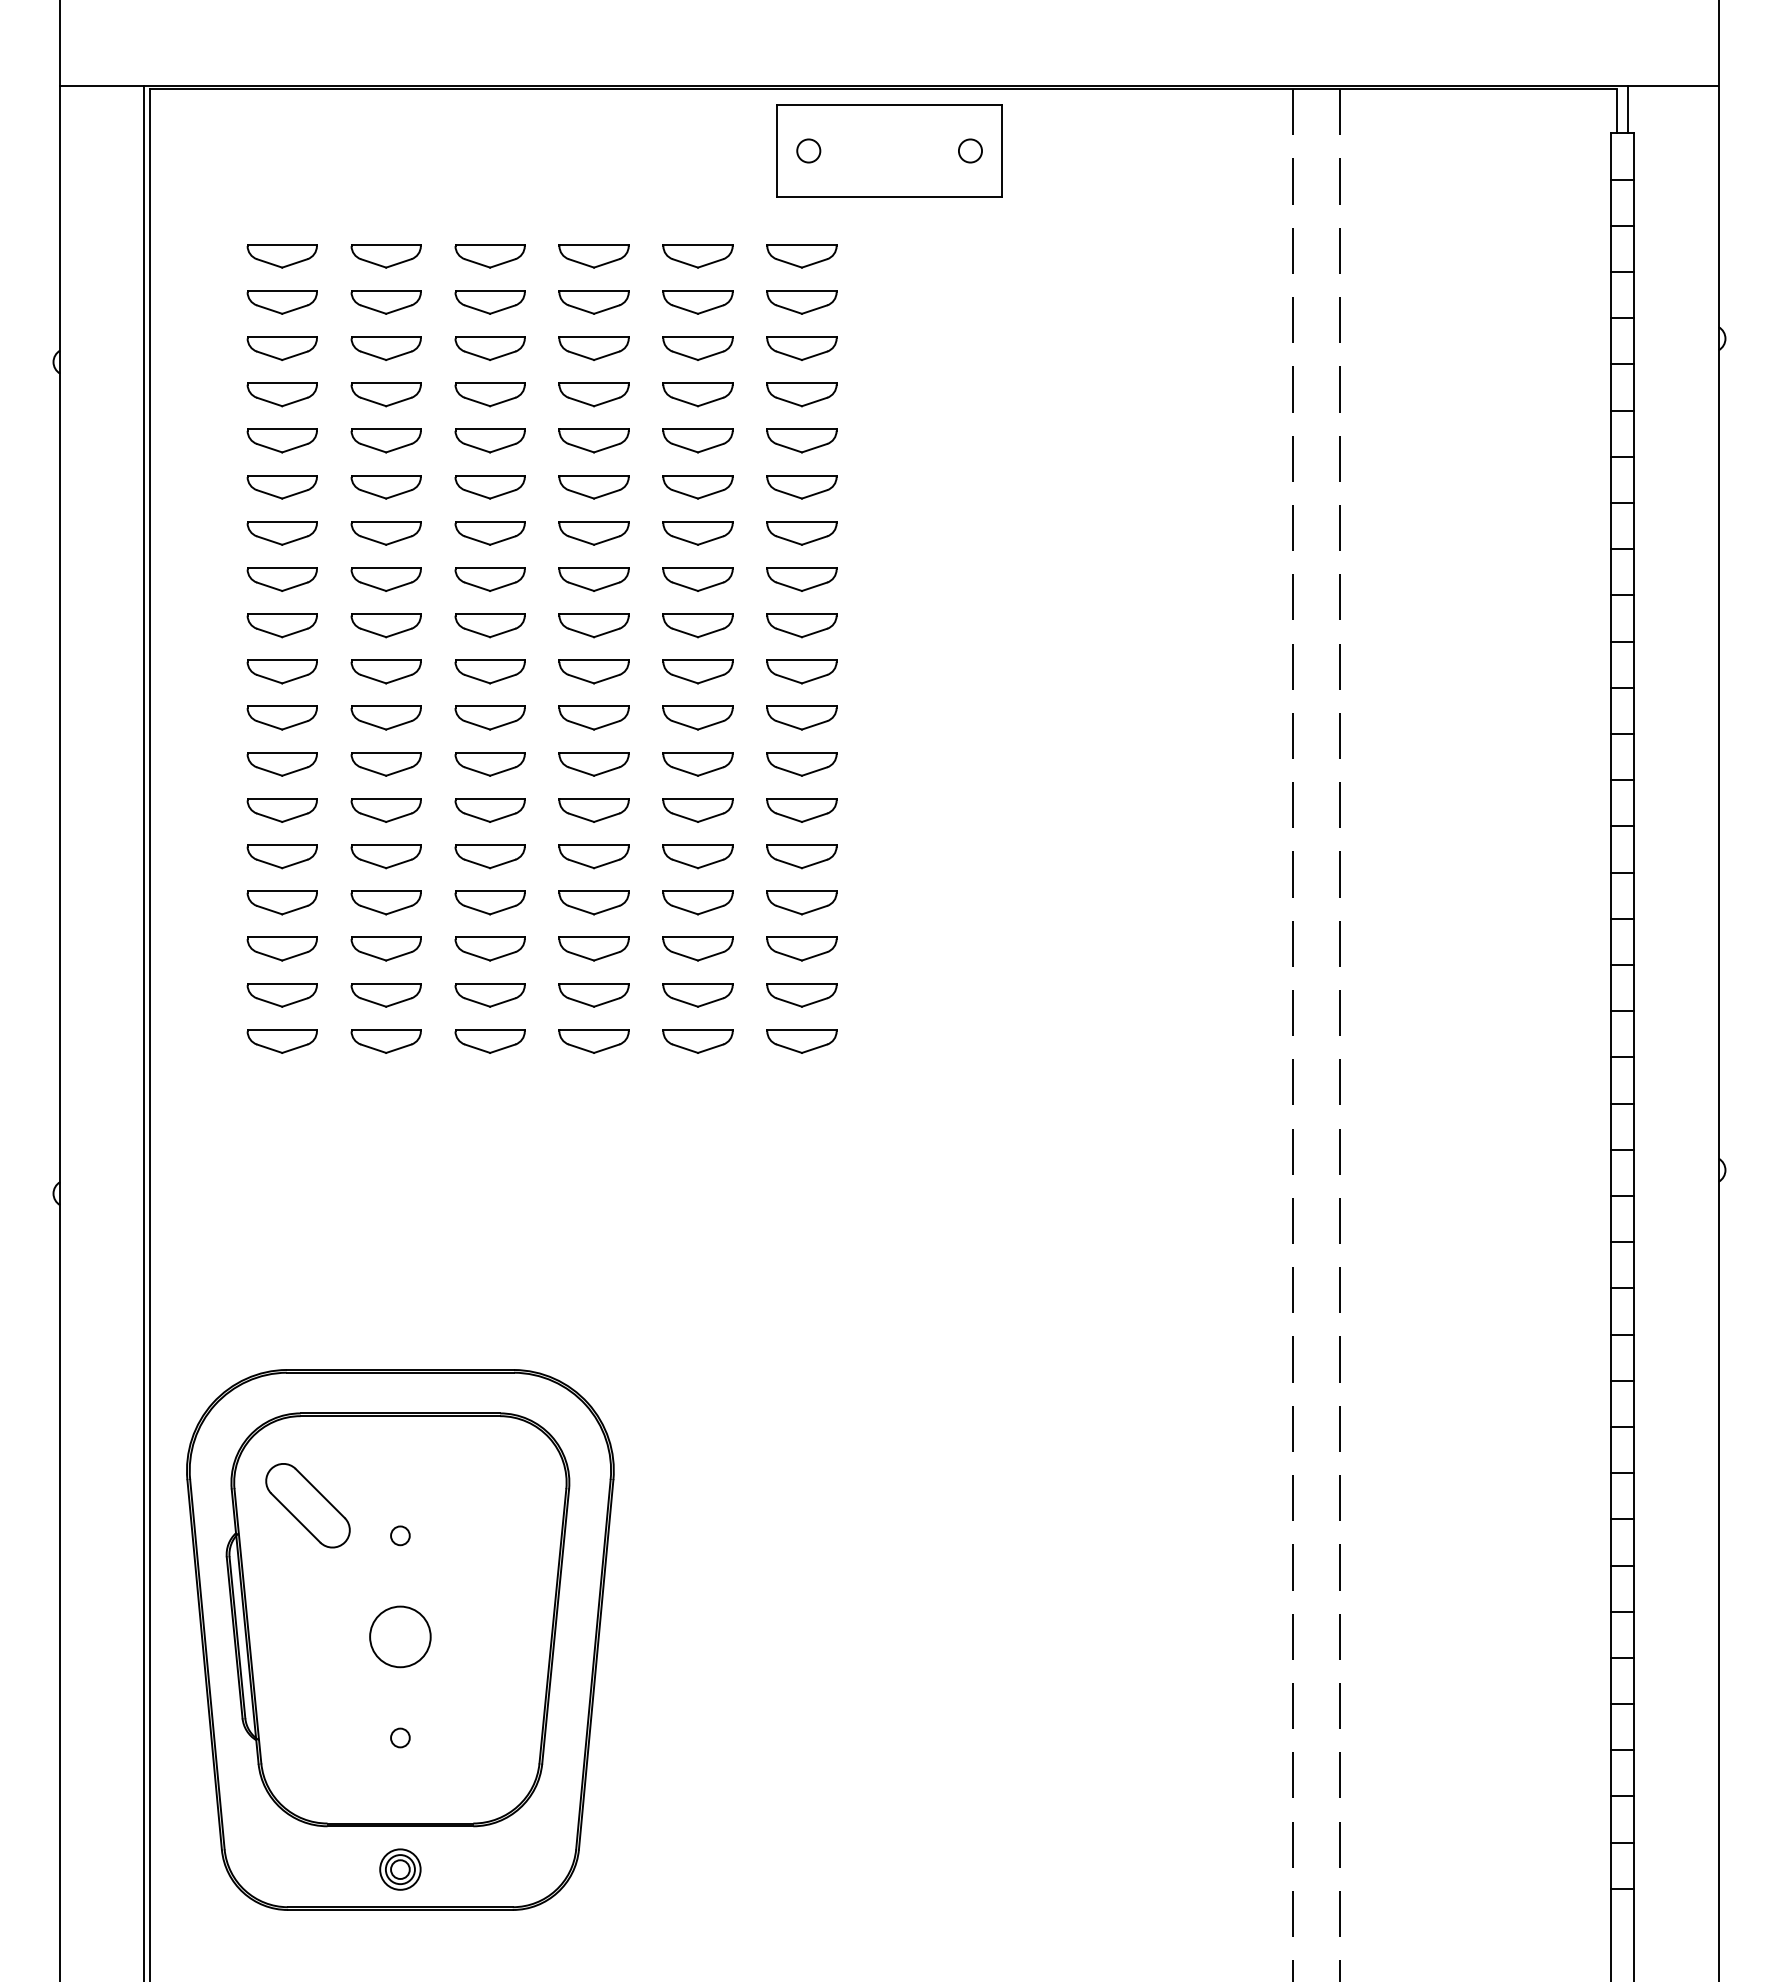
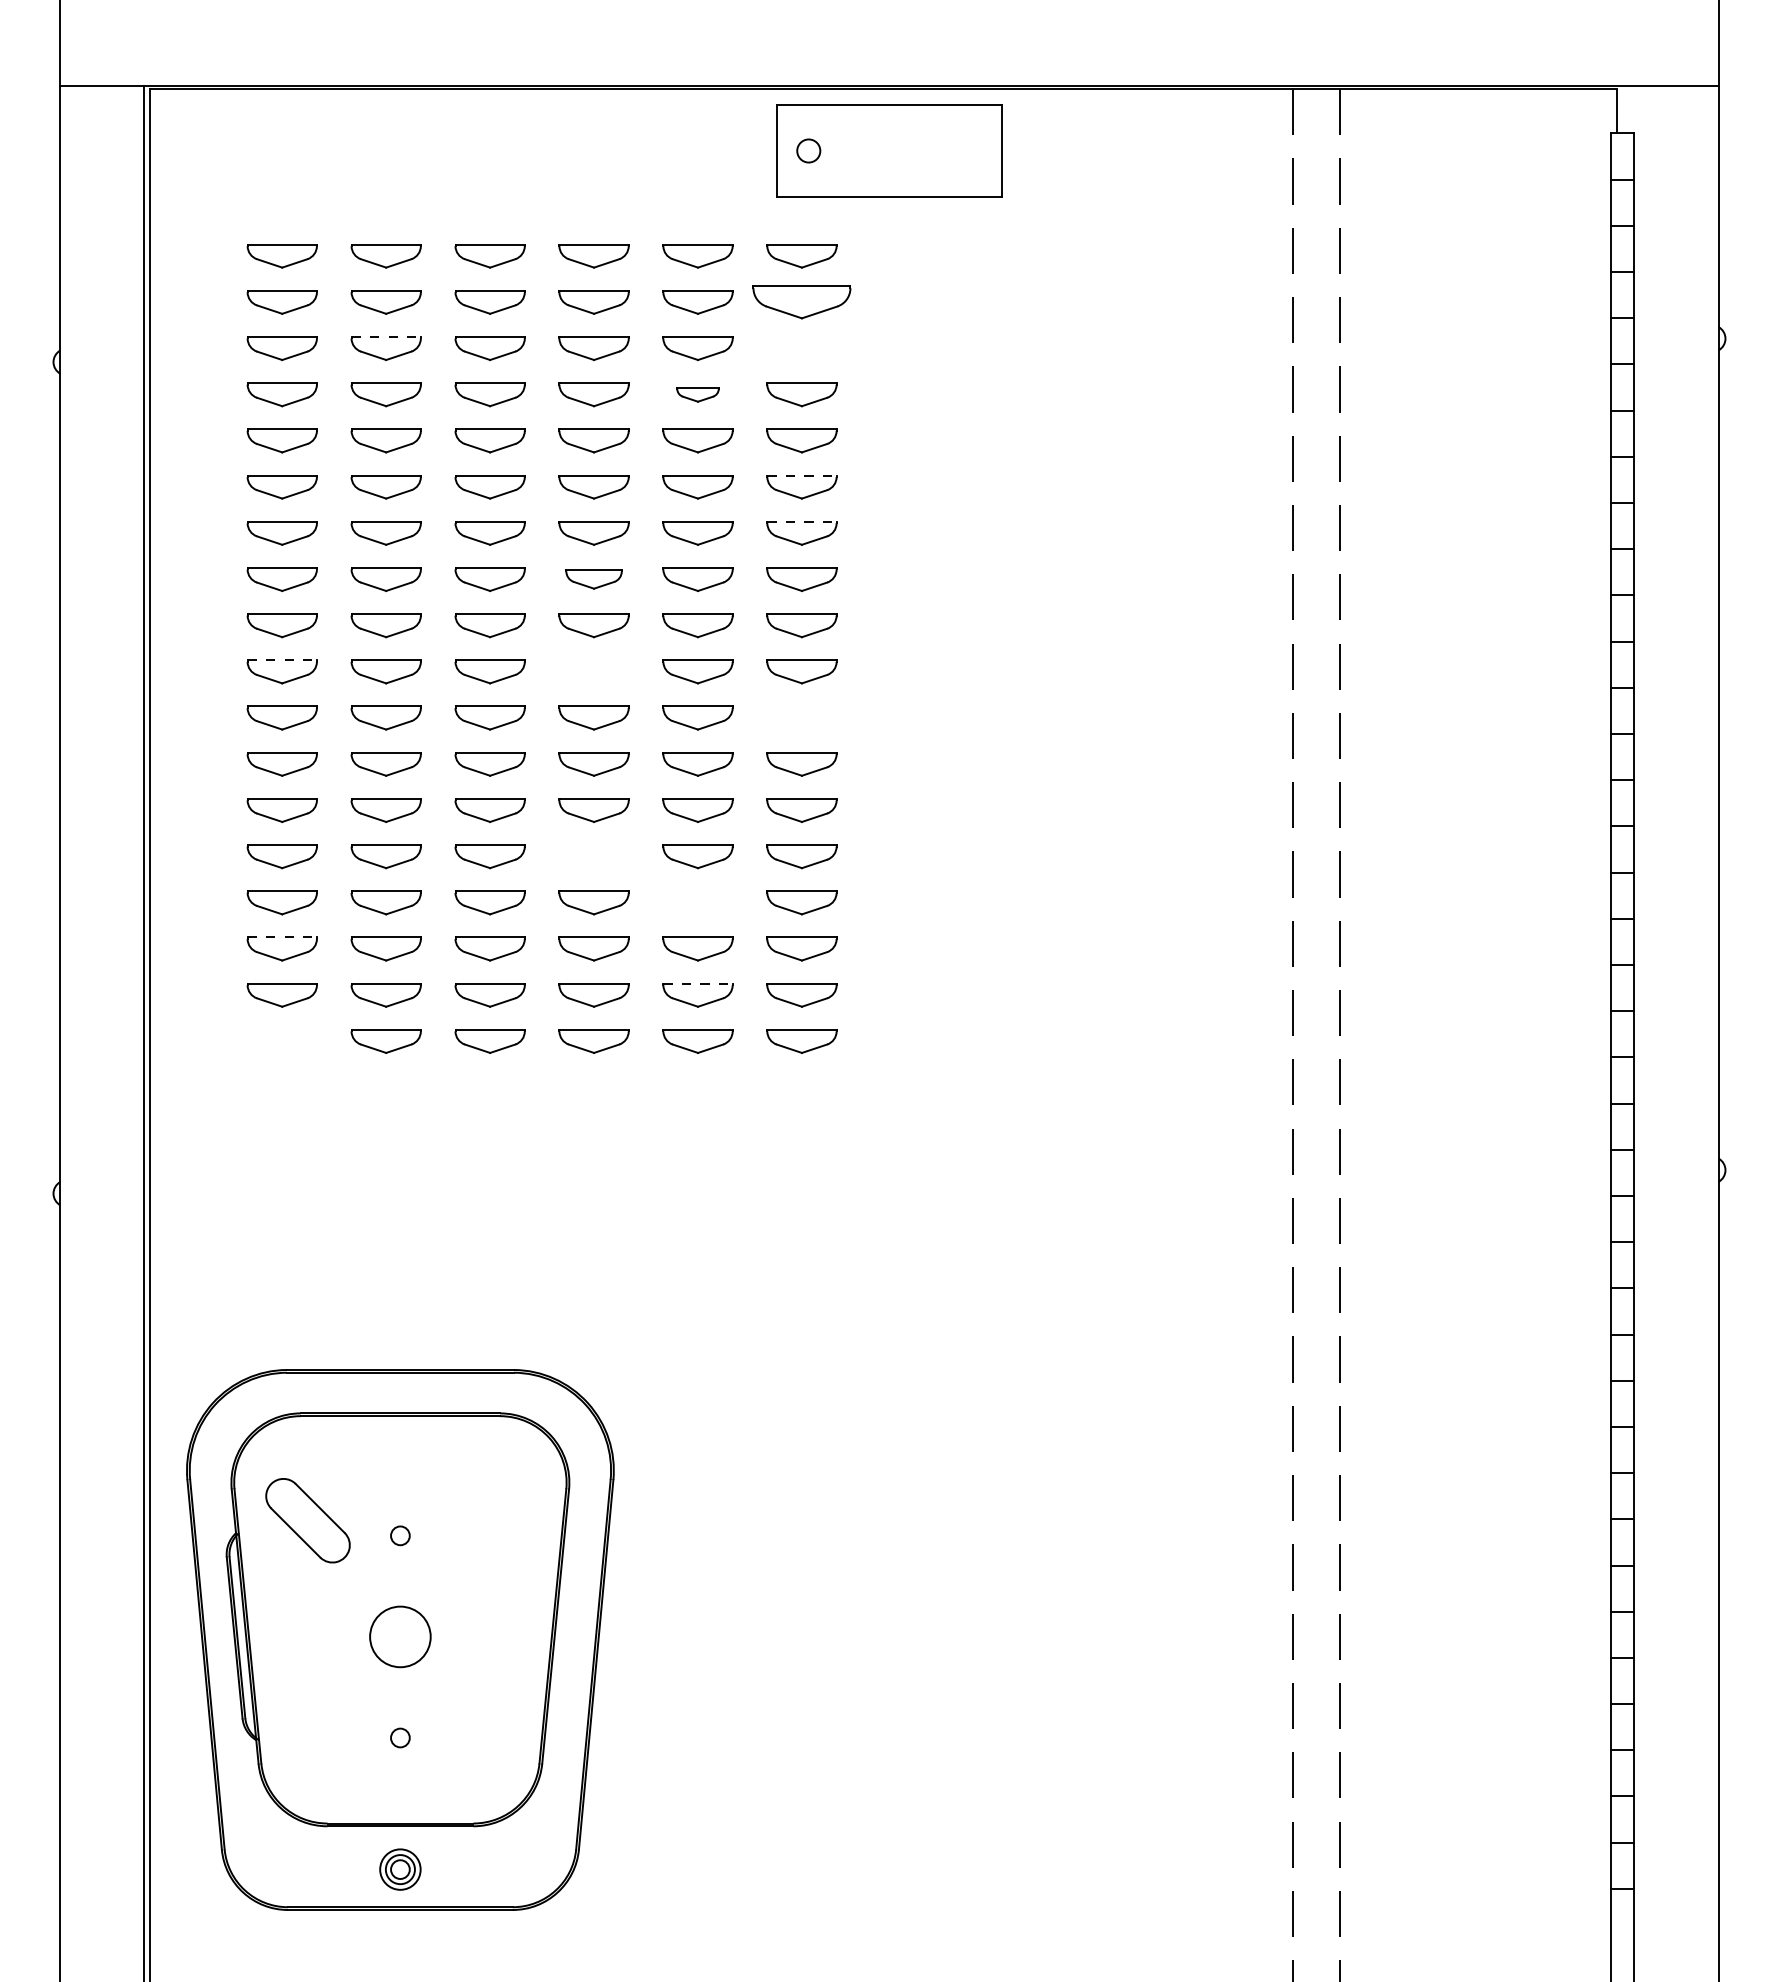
line: present -> none (1628, 109)
circle: present -> none (970, 150)
part size: 72x25 px -> 100x35 px (801, 302)
line: solid -> dashed (386, 336)
part: present -> none (801, 348)
part size: 72x26 px -> 44x16 px (697, 394)
line: solid -> dashed (801, 475)
line: solid -> dashed (801, 521)
part size: 72x25 px -> 58x21 px (593, 579)
line: solid -> dashed (282, 660)
part: present -> none (593, 671)
part: present -> none (801, 717)
part: present -> none (593, 856)
part: present -> none (697, 902)
line: solid -> dashed (282, 937)
line: solid -> dashed (698, 983)
part: present -> none (281, 1041)
part position: (307, 1505) -> (307, 1520) (307, 1520)
